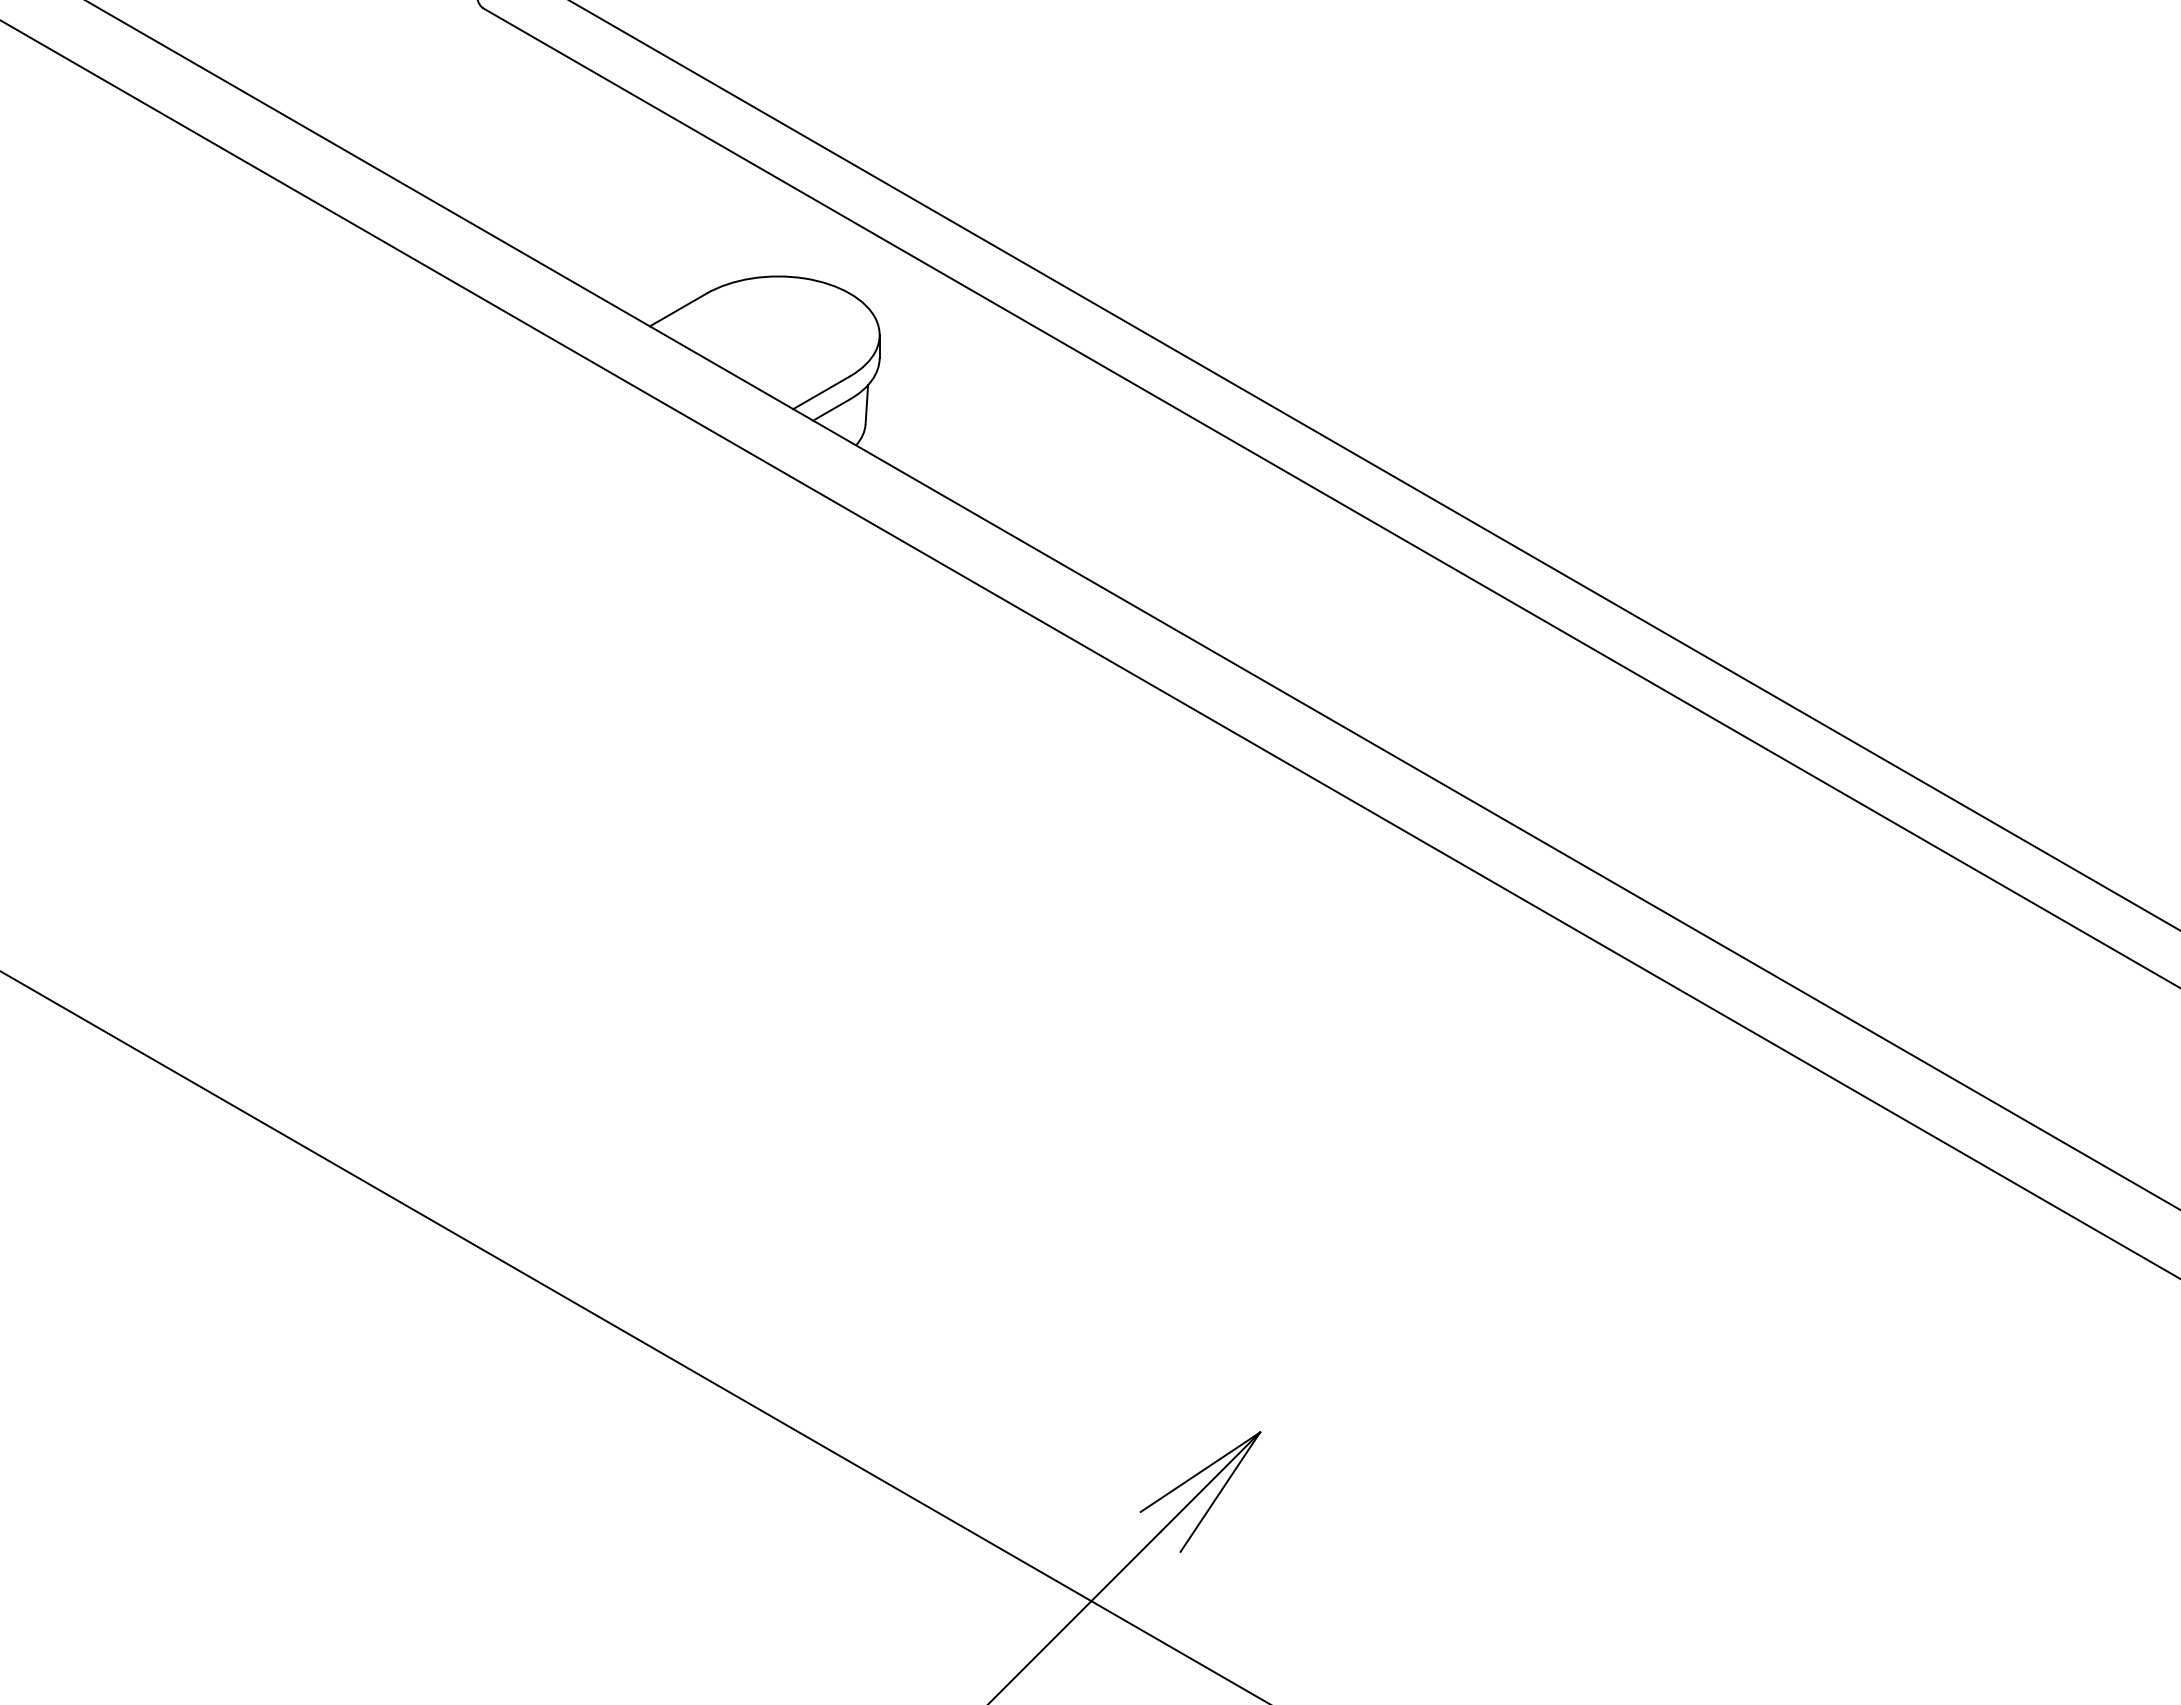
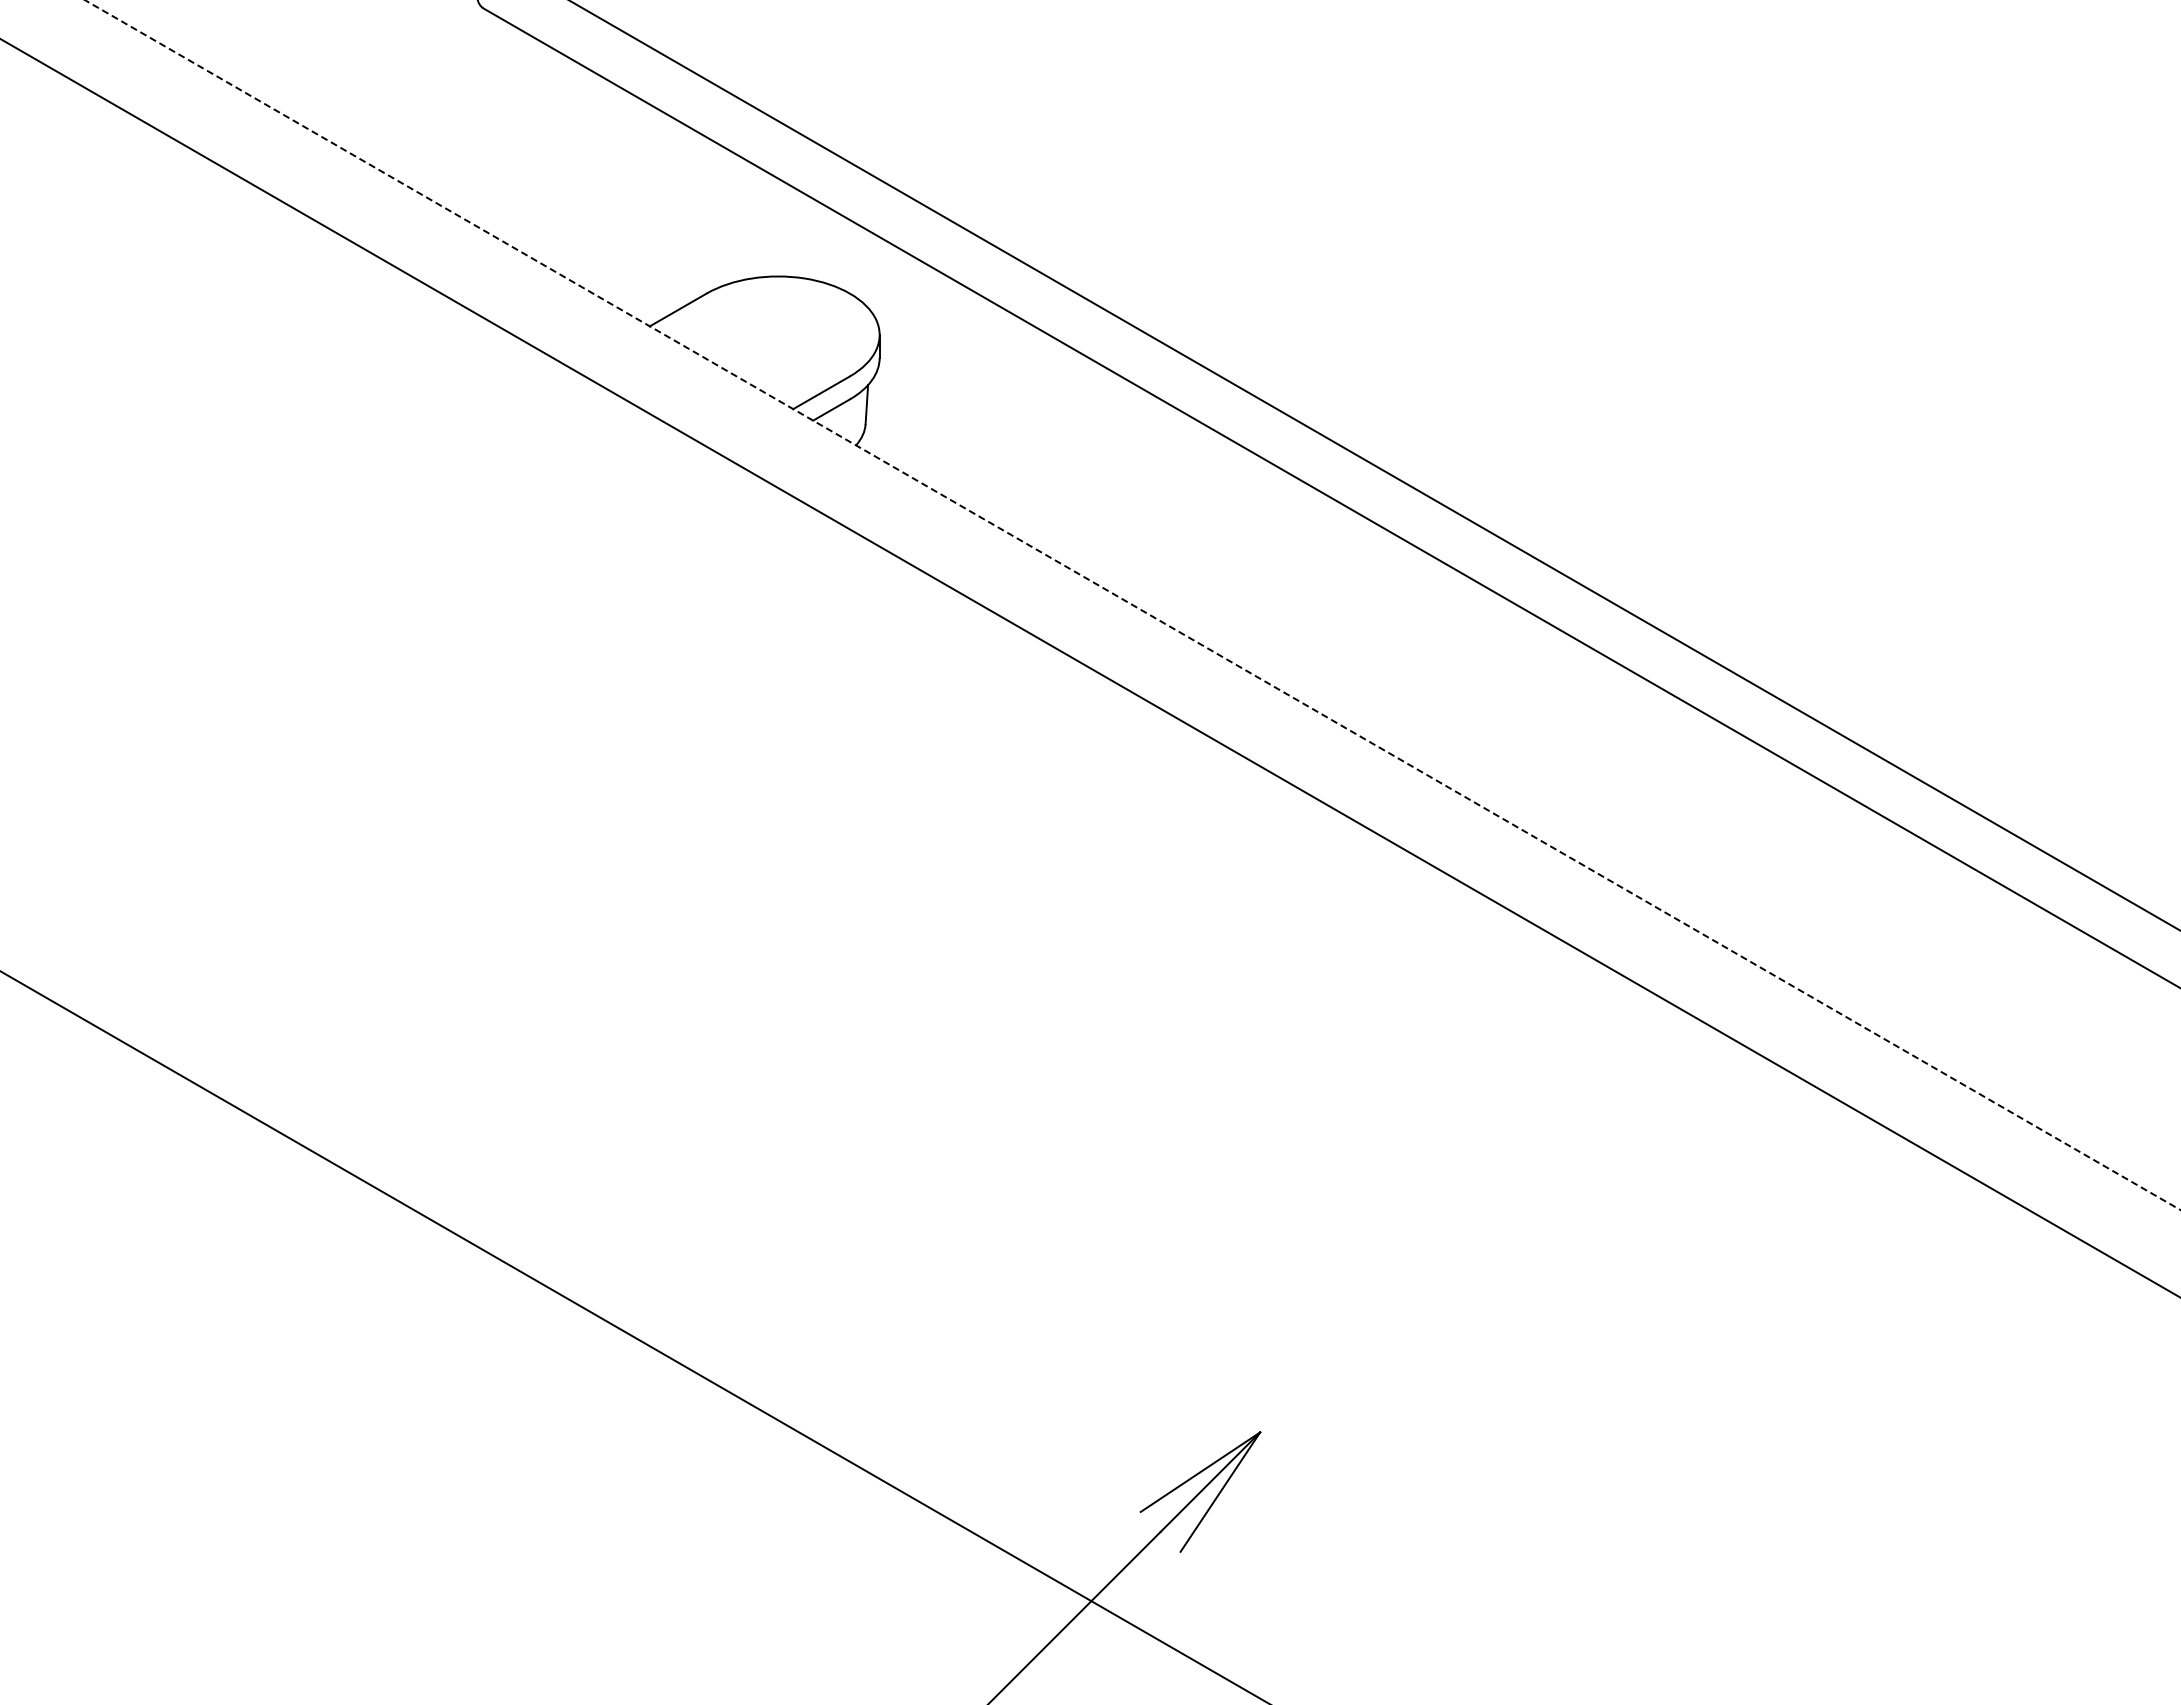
line: solid -> dashed (1132, 605)
line position: (1089, 649) -> (1089, 668) (1089, 668)
